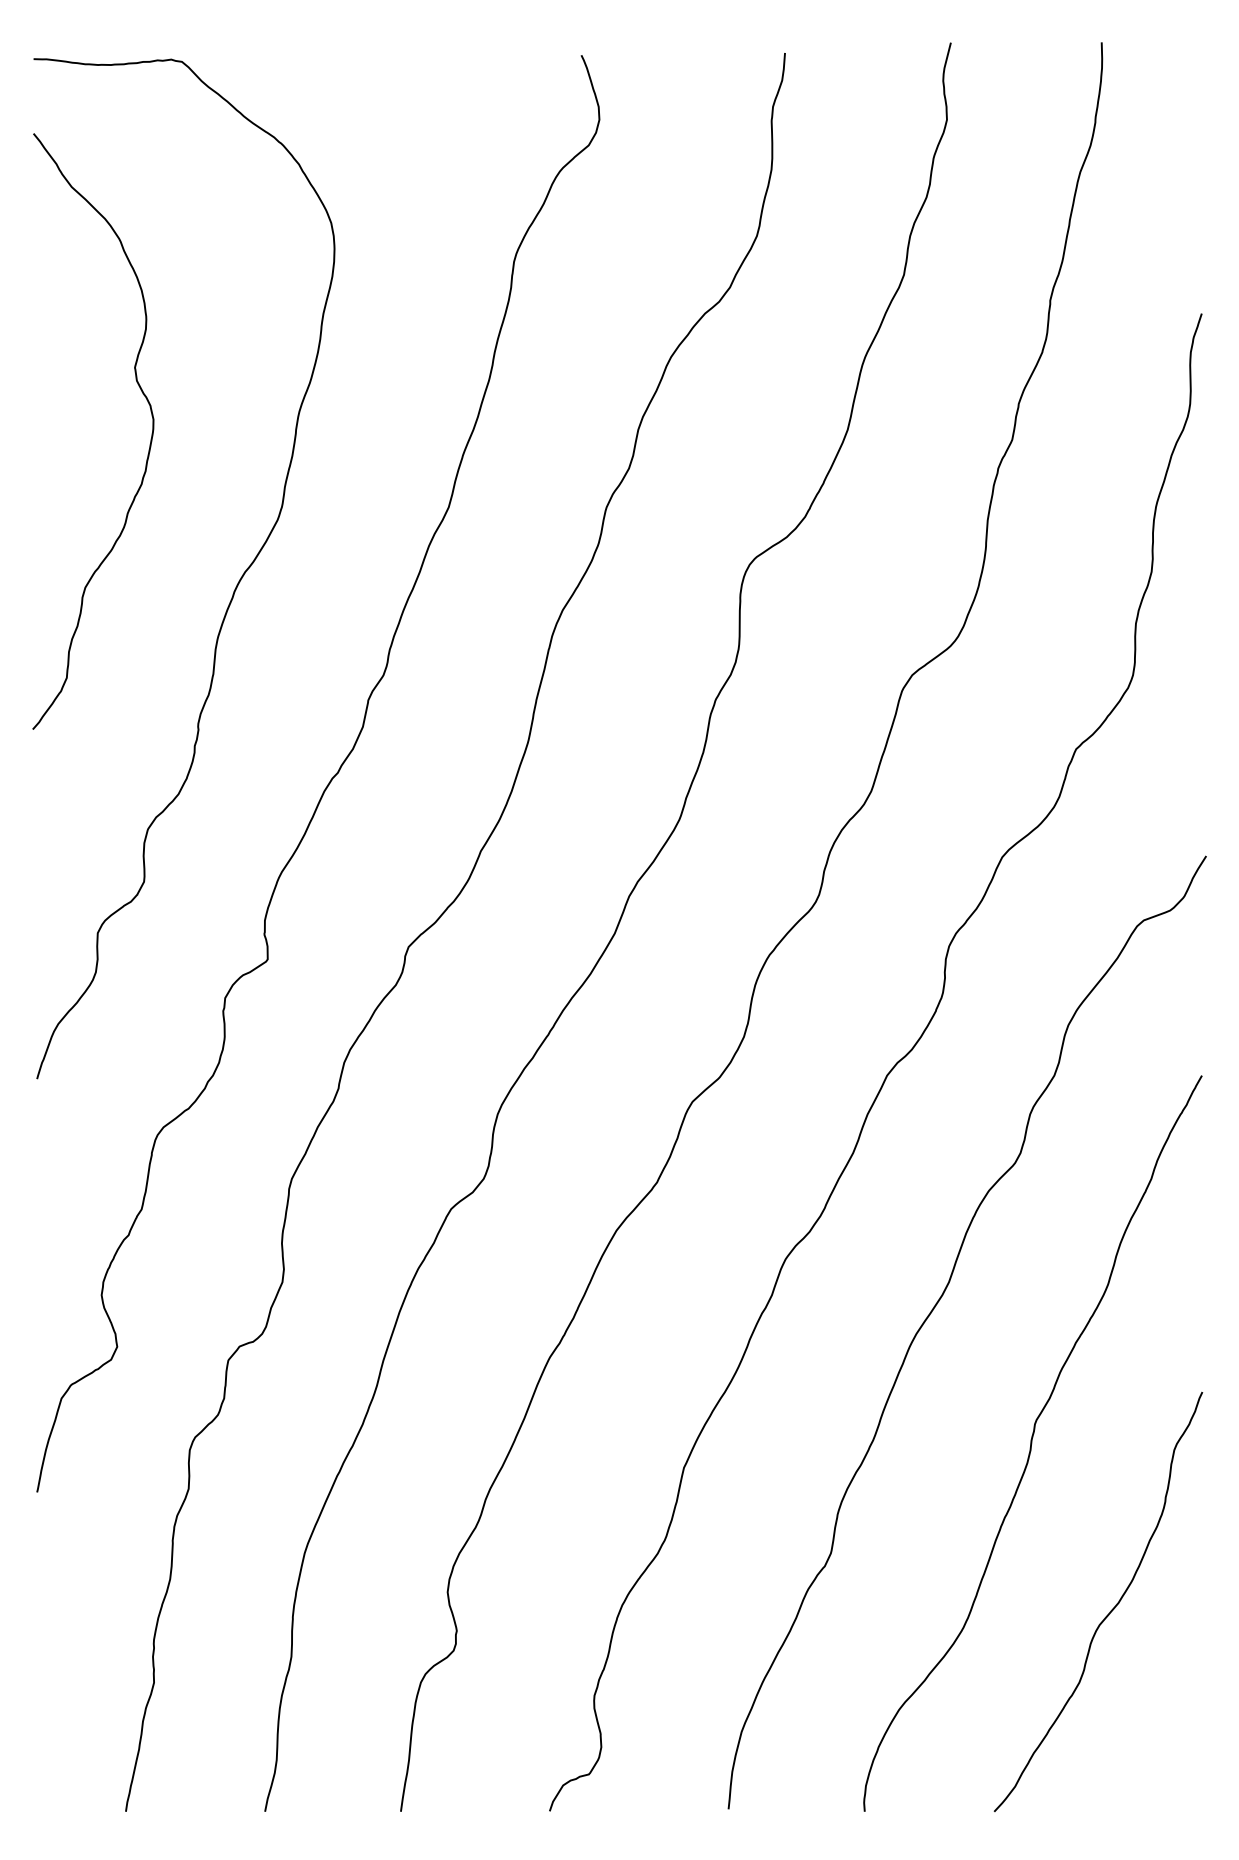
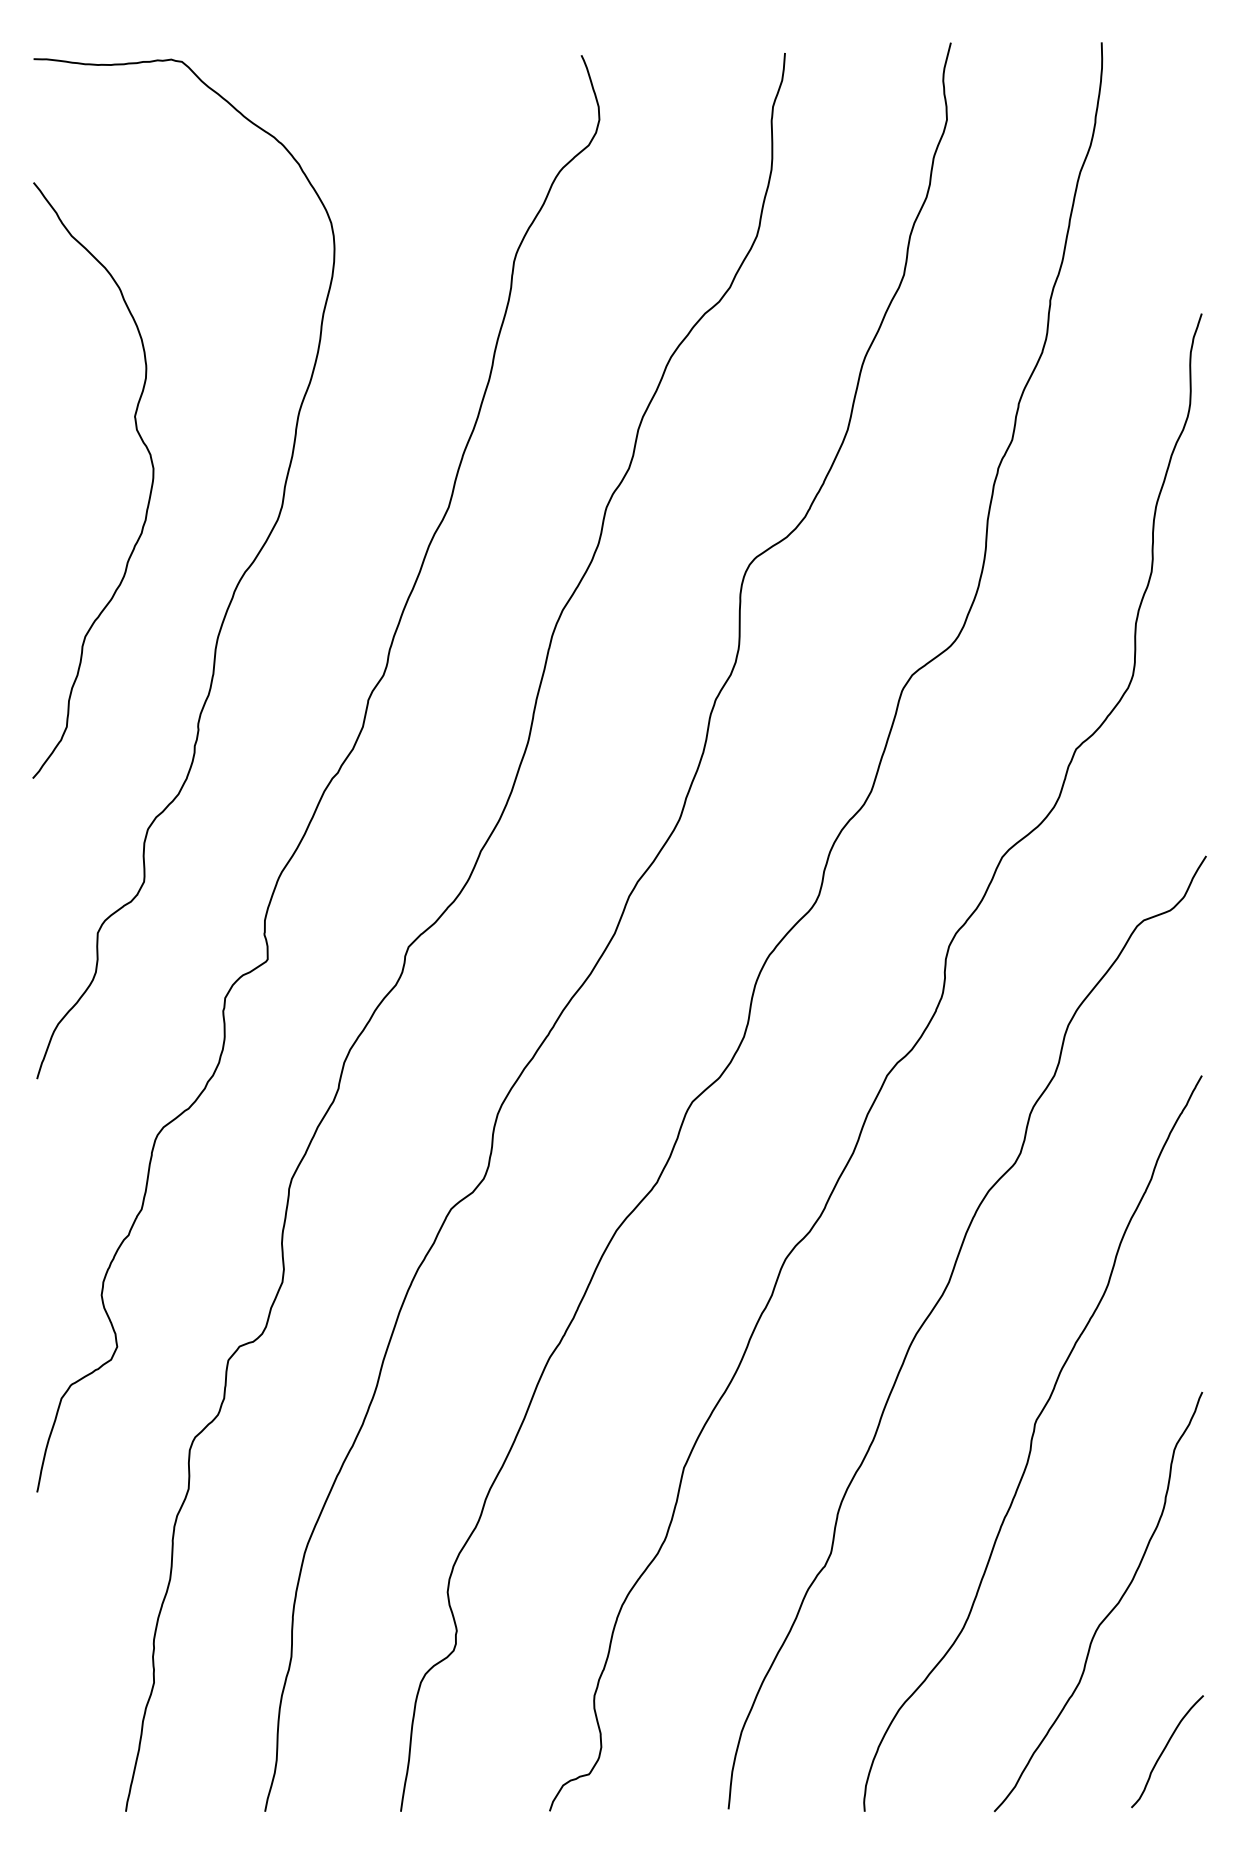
curve position: (149, 444) -> (149, 493) (149, 493)
curve: none -> present (1165, 1749)
